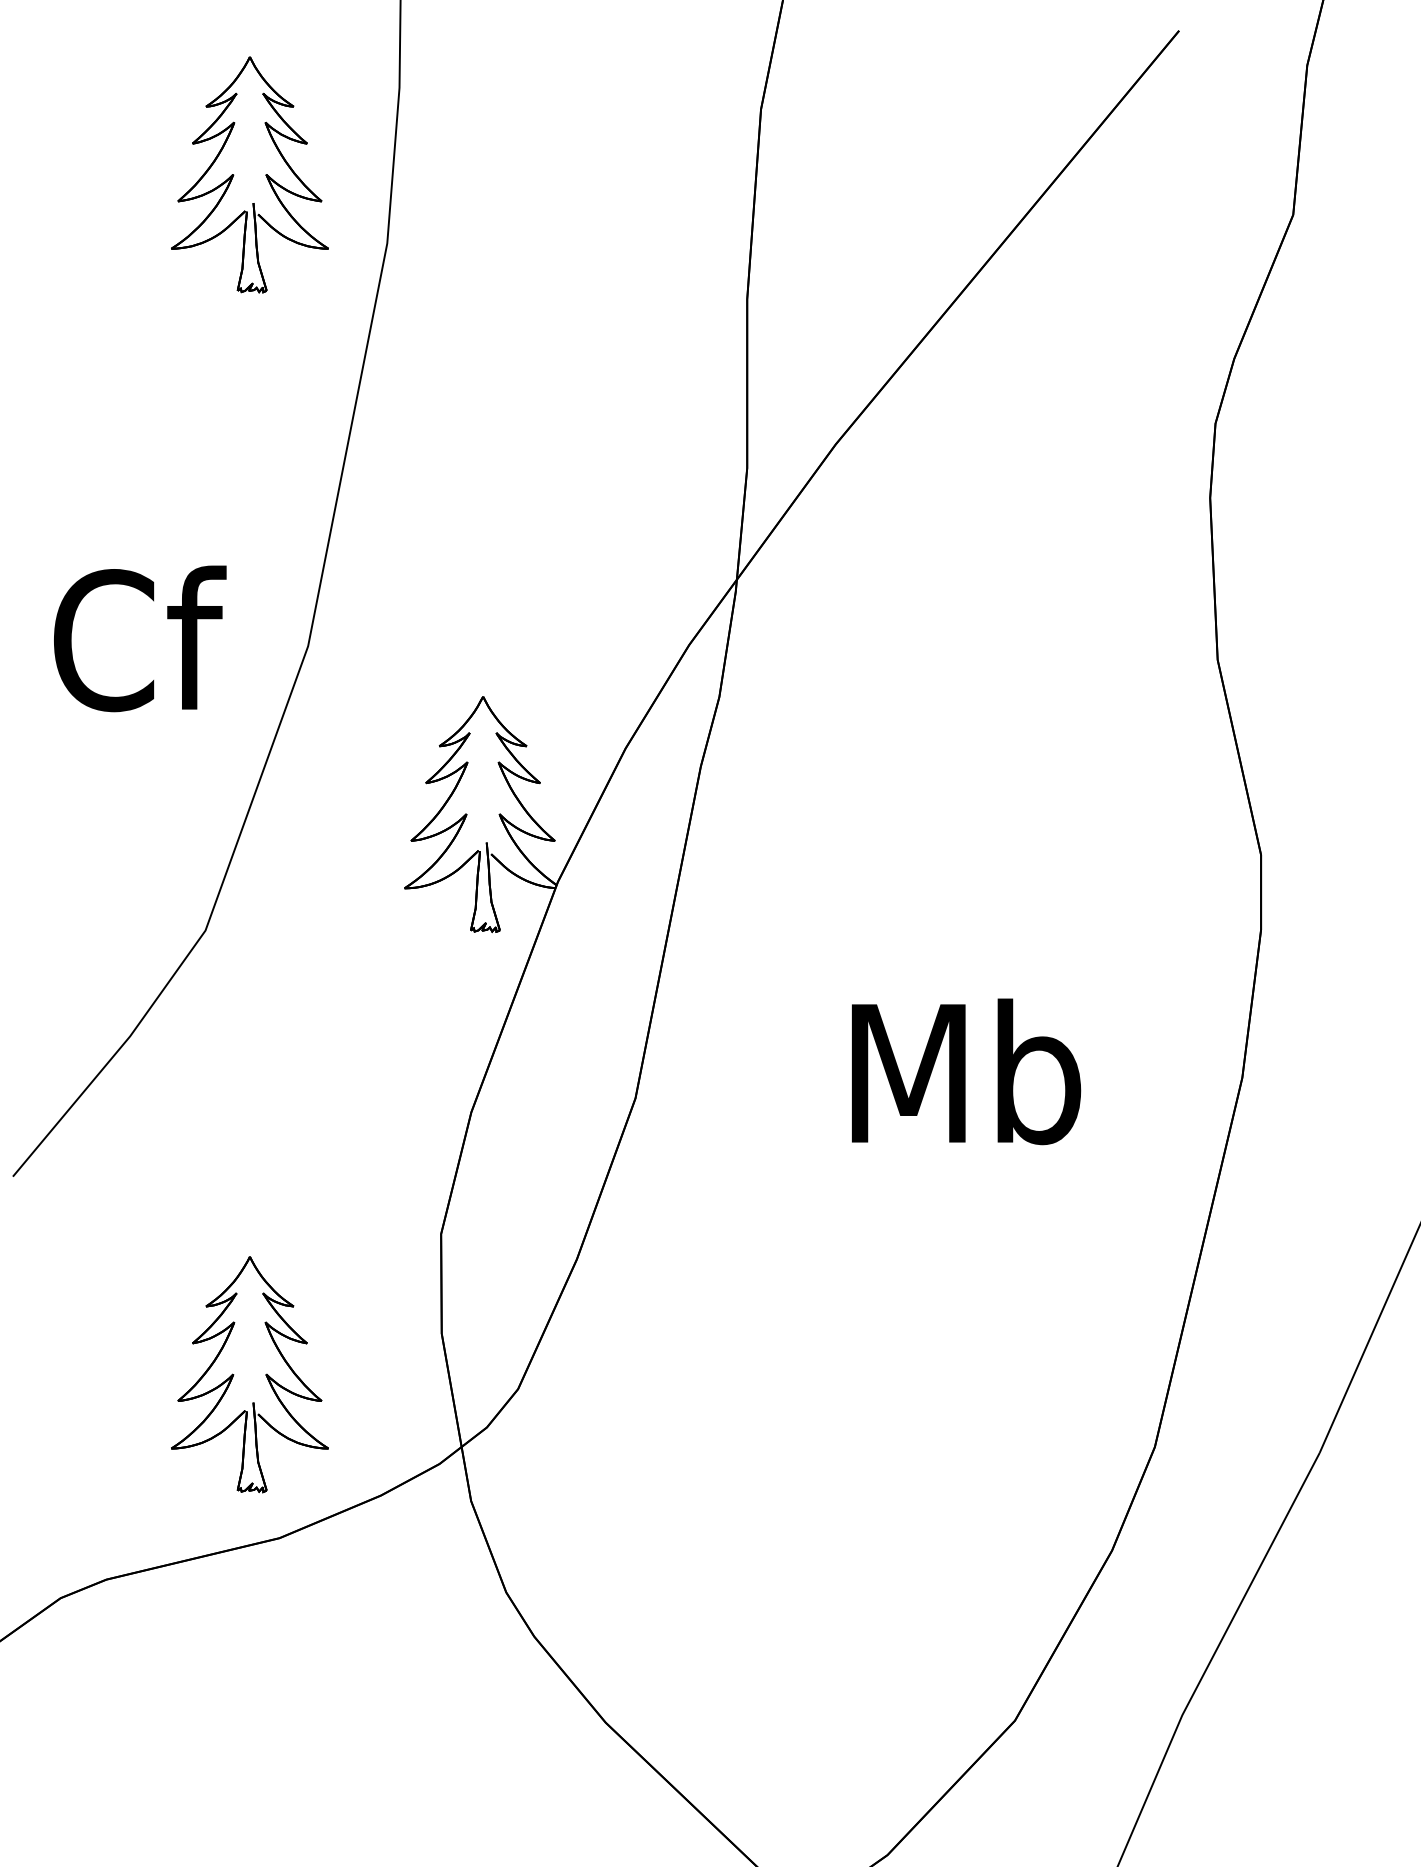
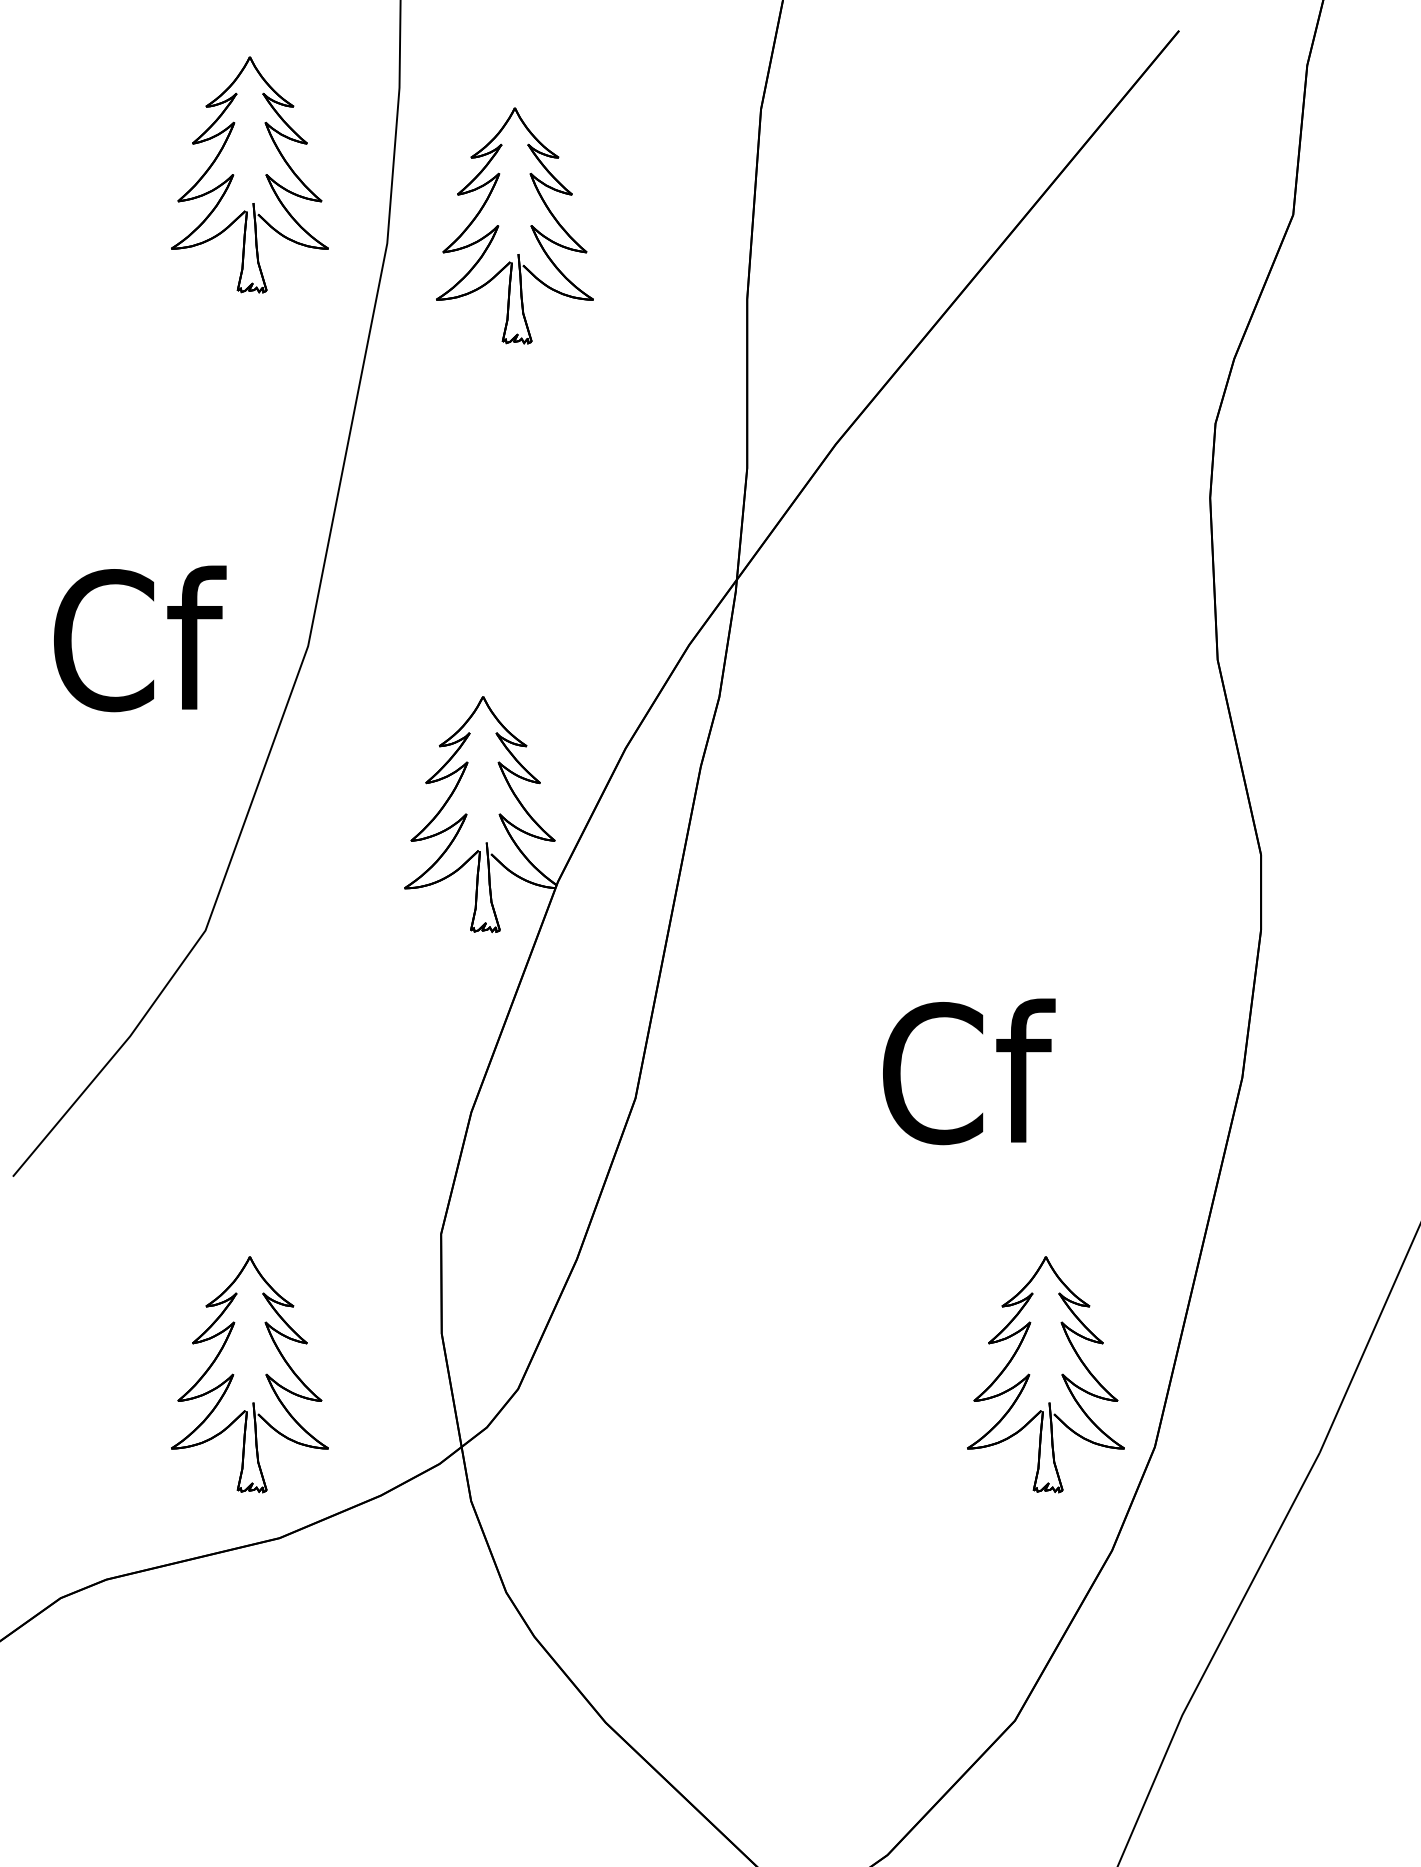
part: none -> present (499, 226)
text: Mb -> Cf (966, 1071)
part: none -> present (1030, 1374)
